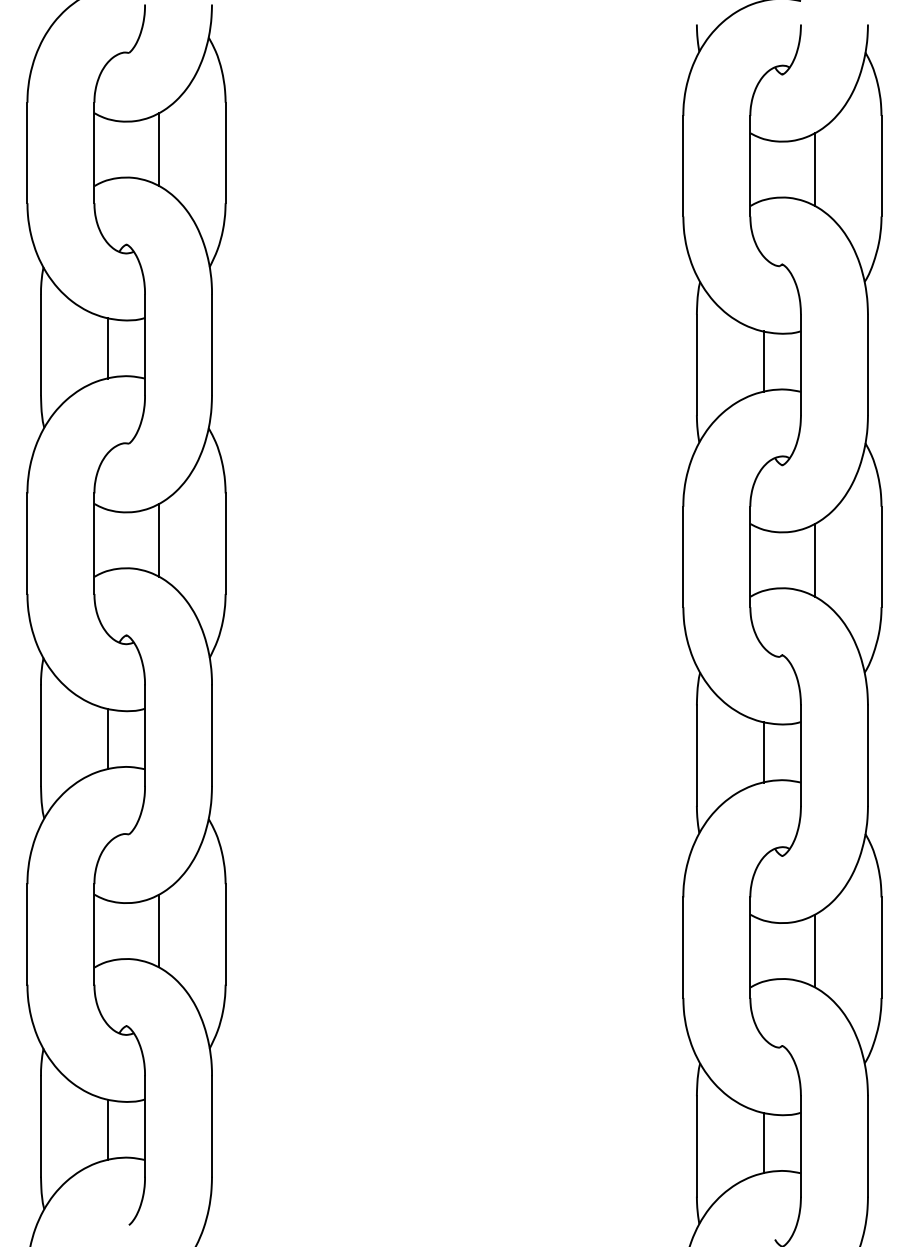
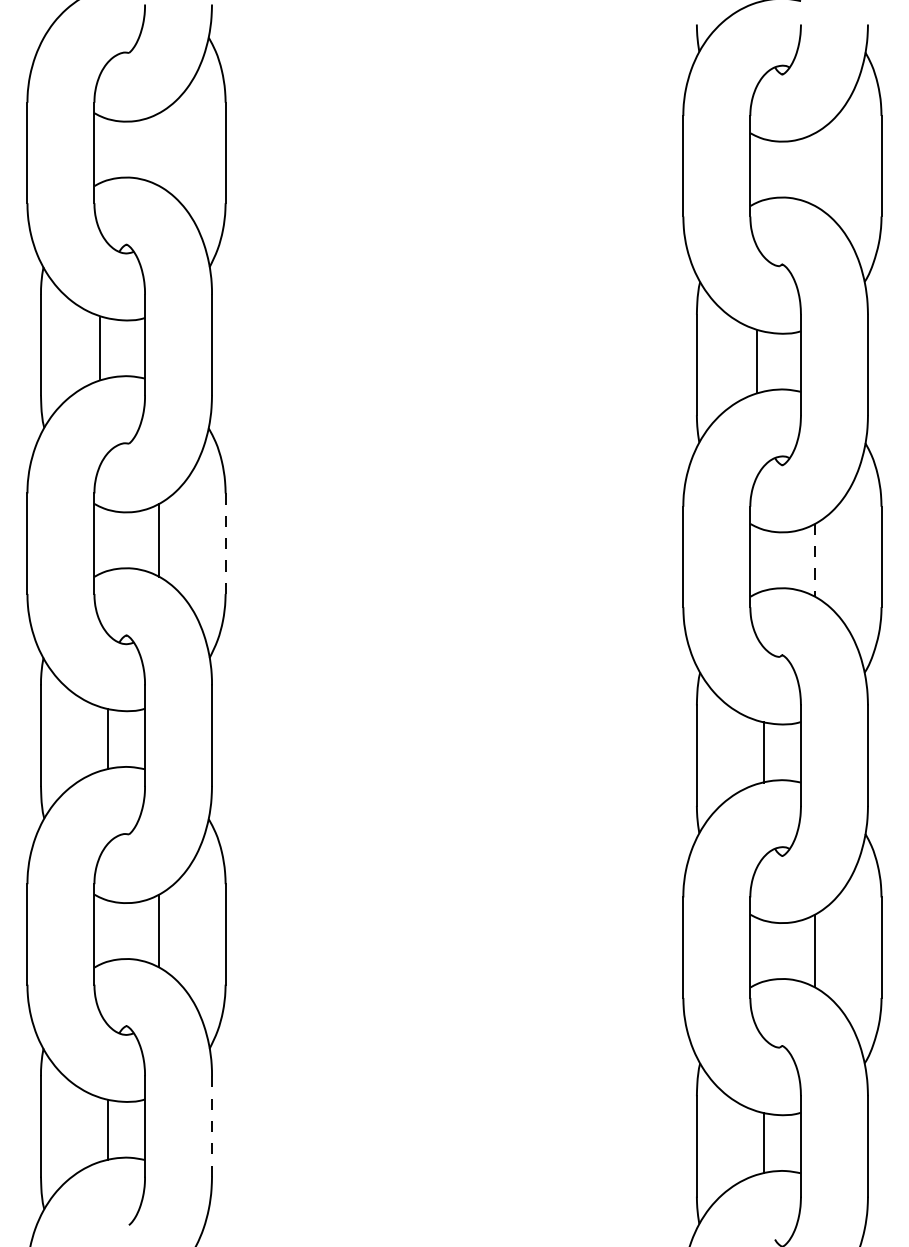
line: present -> none (158, 149)
line: present -> none (814, 169)
line position: (107, 348) -> (99, 348) (99, 348)
line position: (763, 361) -> (756, 361) (756, 361)
line: solid -> dashed (225, 543)
line: solid -> dashed (814, 560)
line: solid -> dashed (212, 1125)
